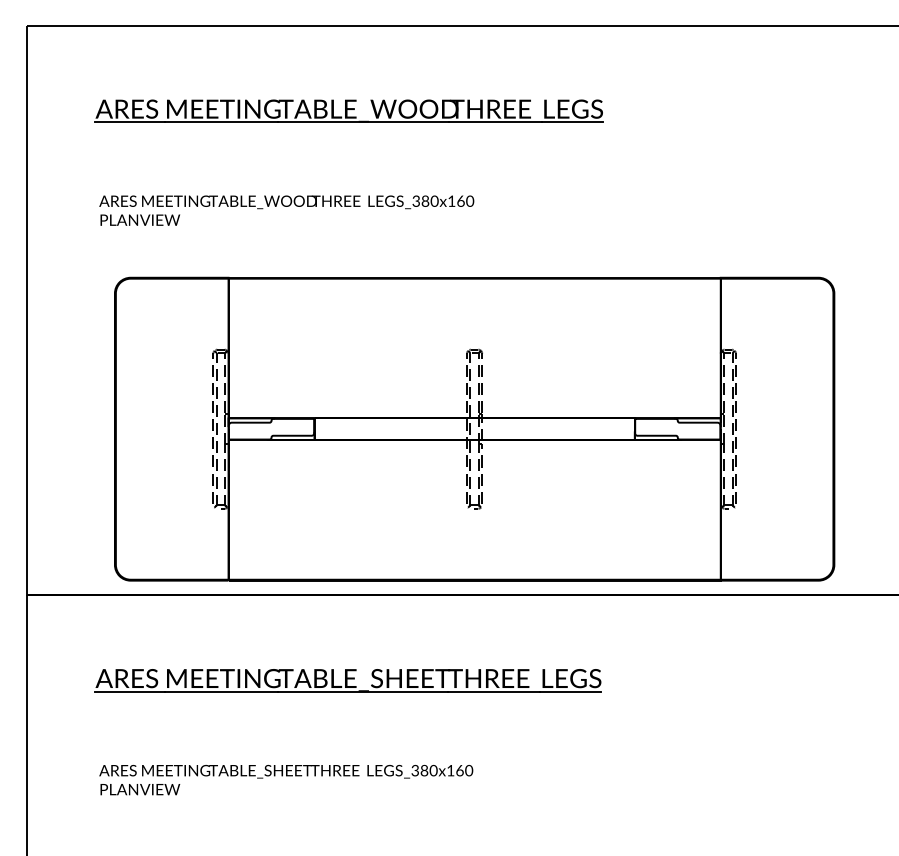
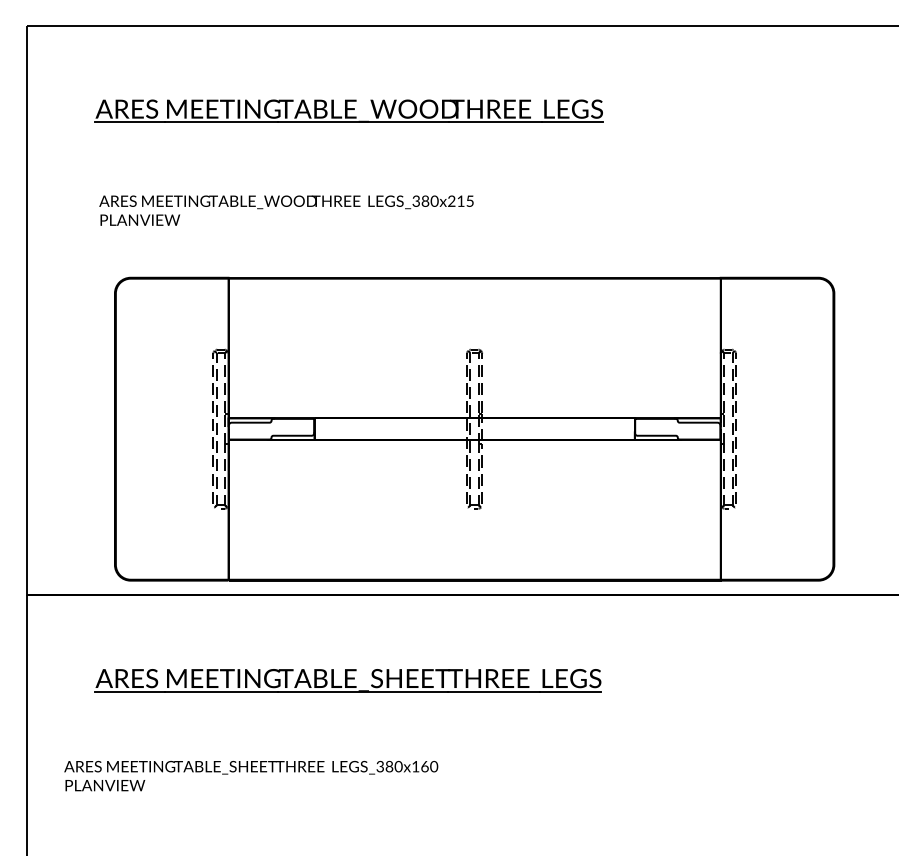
text: LEGS_380x160 -> LEGS_380x215 (461, 200)
text position: (286, 780) -> (251, 776) (251, 776)
